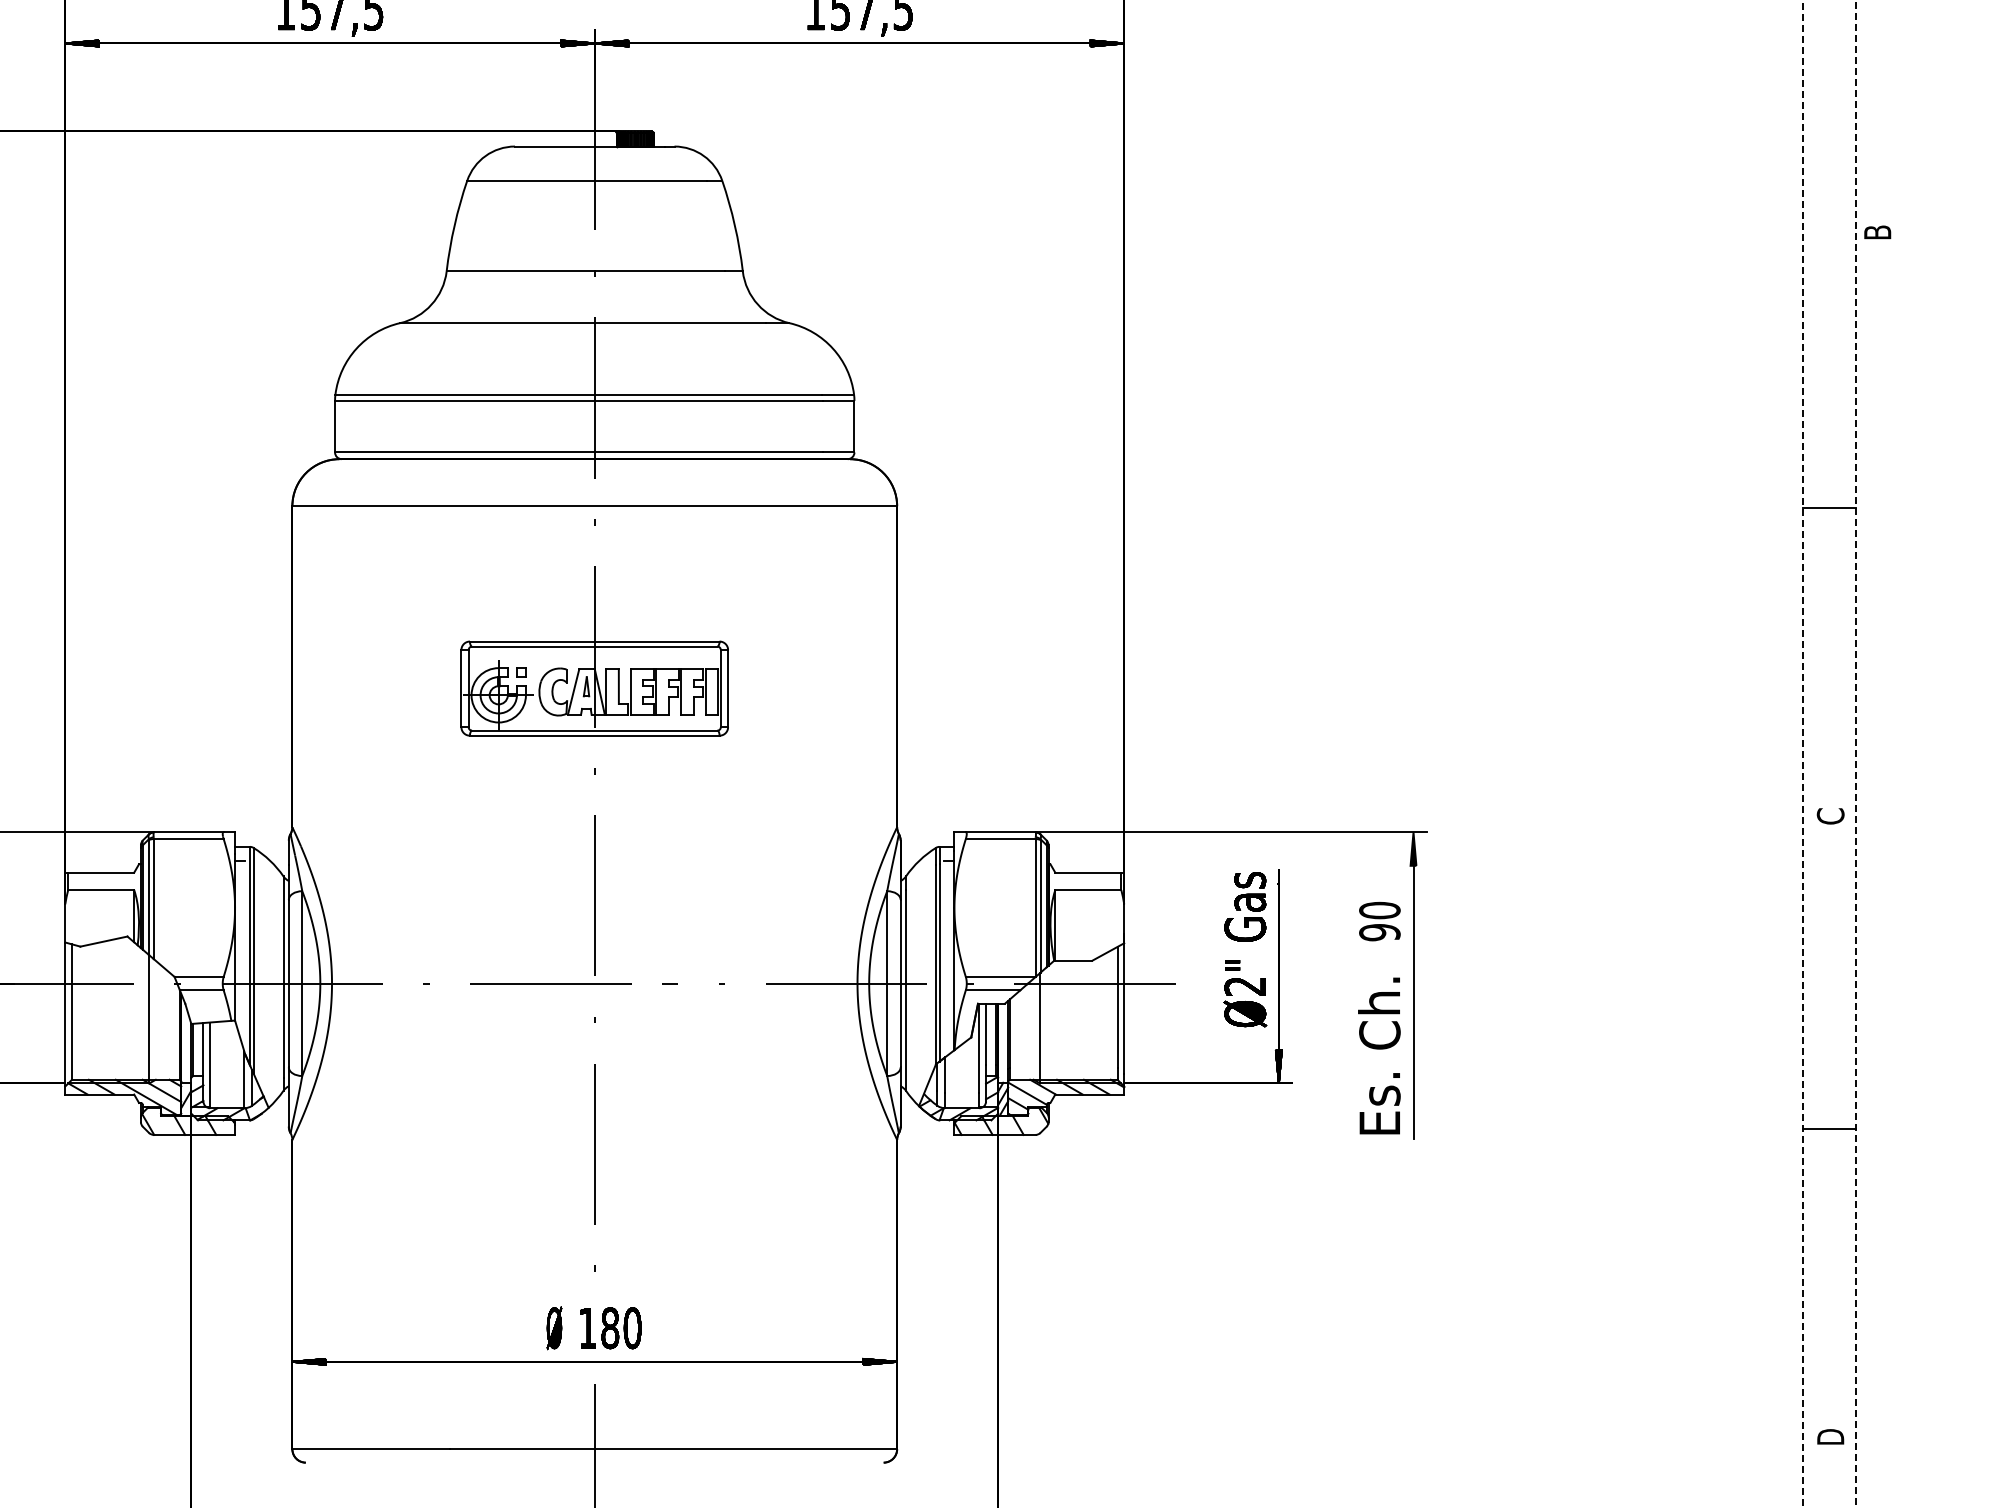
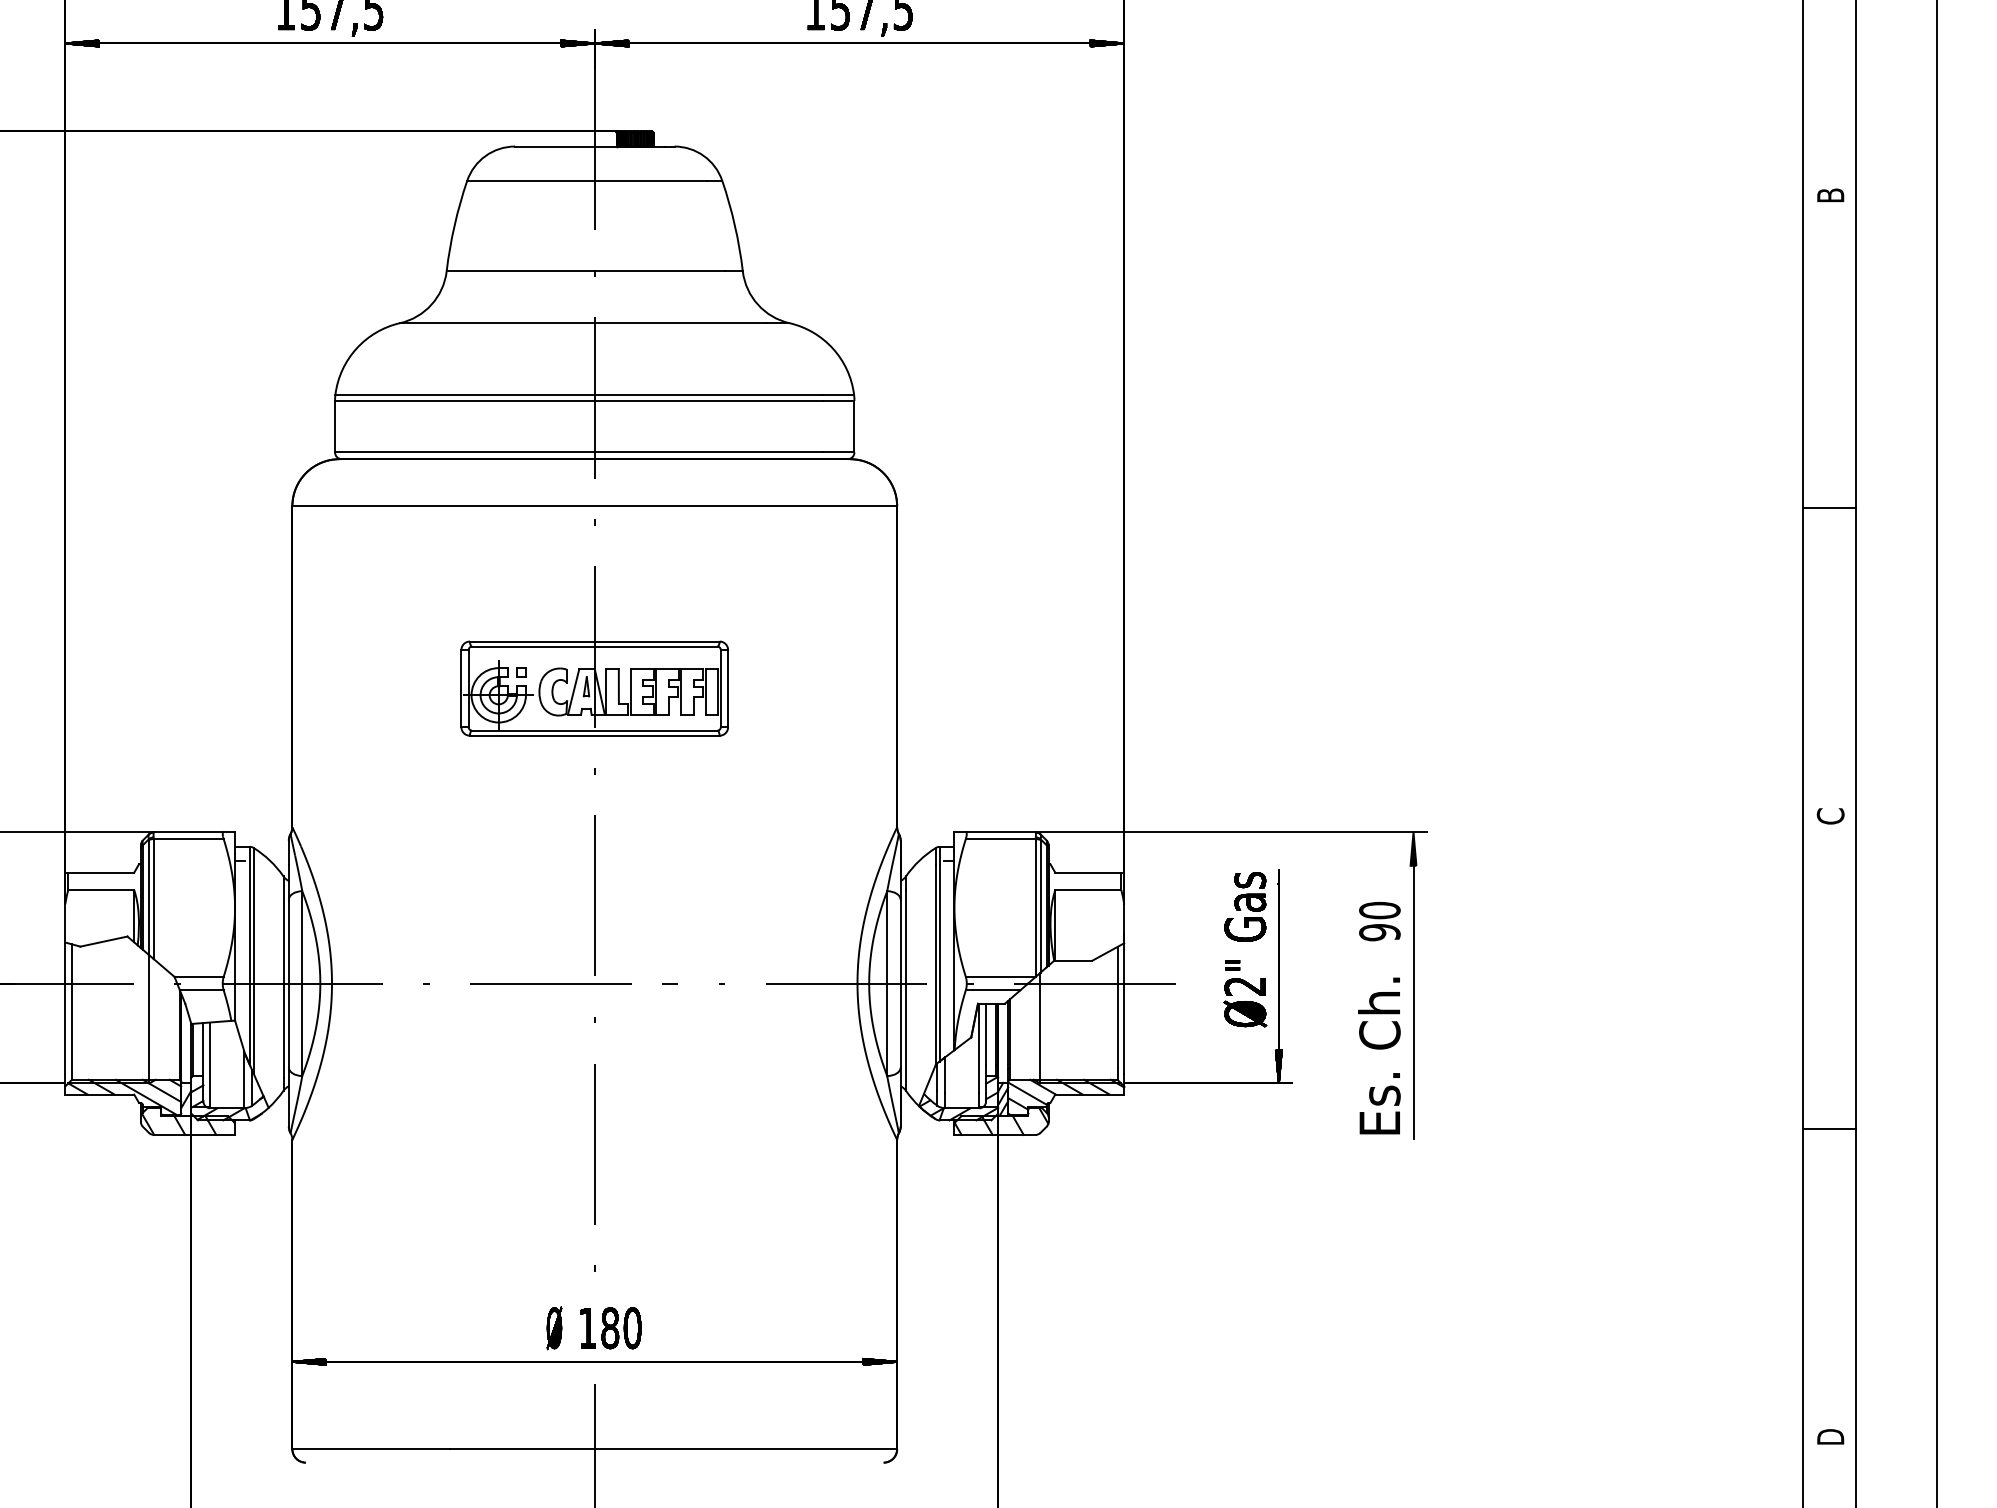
text position: (1877, 232) -> (1830, 195) (1830, 195)
line: dashed -> solid (1802, 753)
line: dashed -> solid (1856, 753)
line: none -> present (1937, 753)
